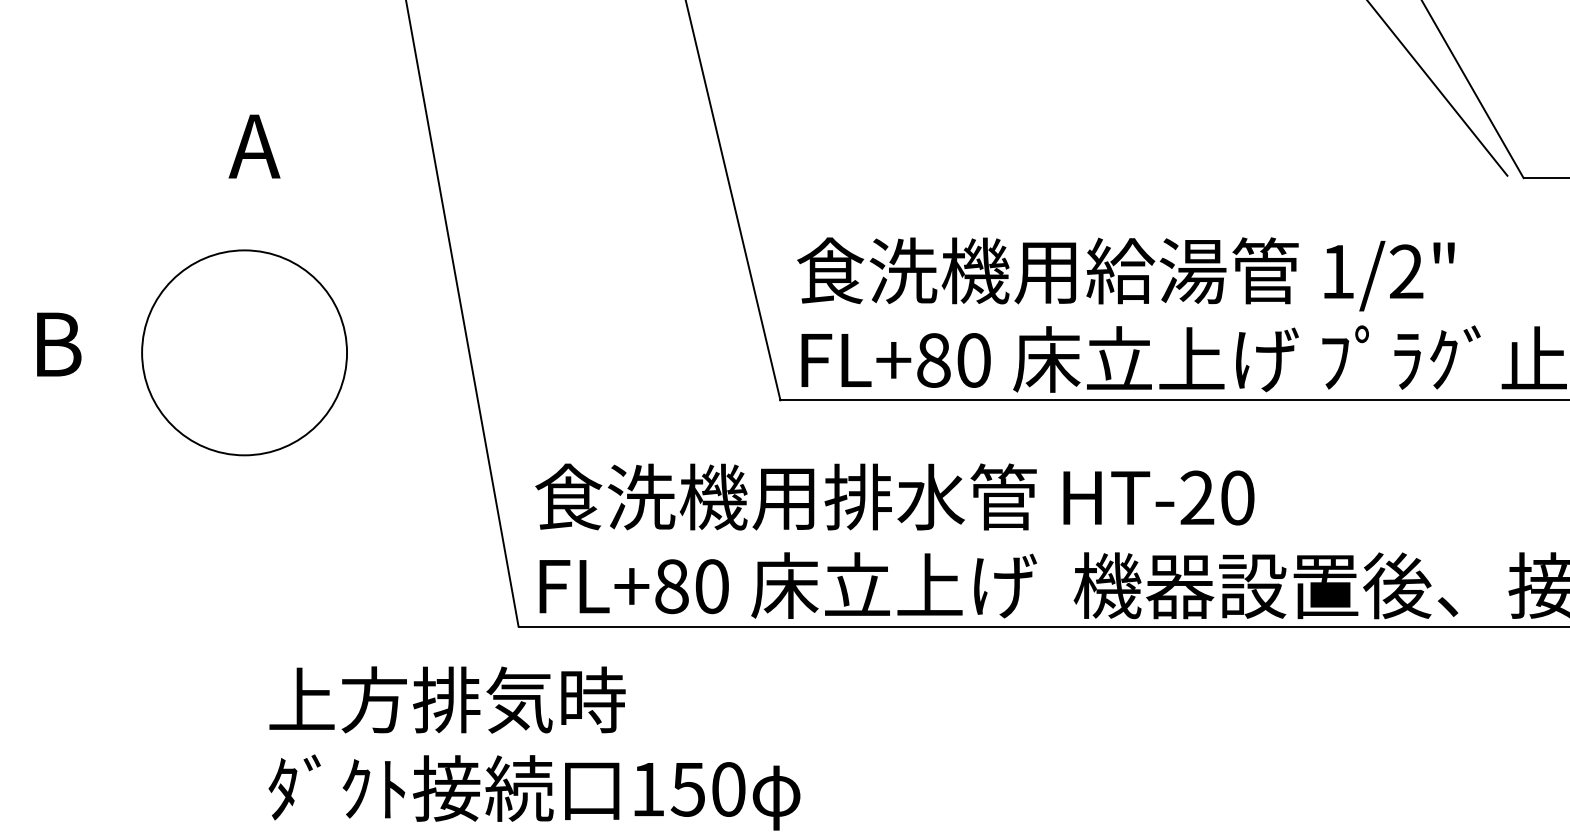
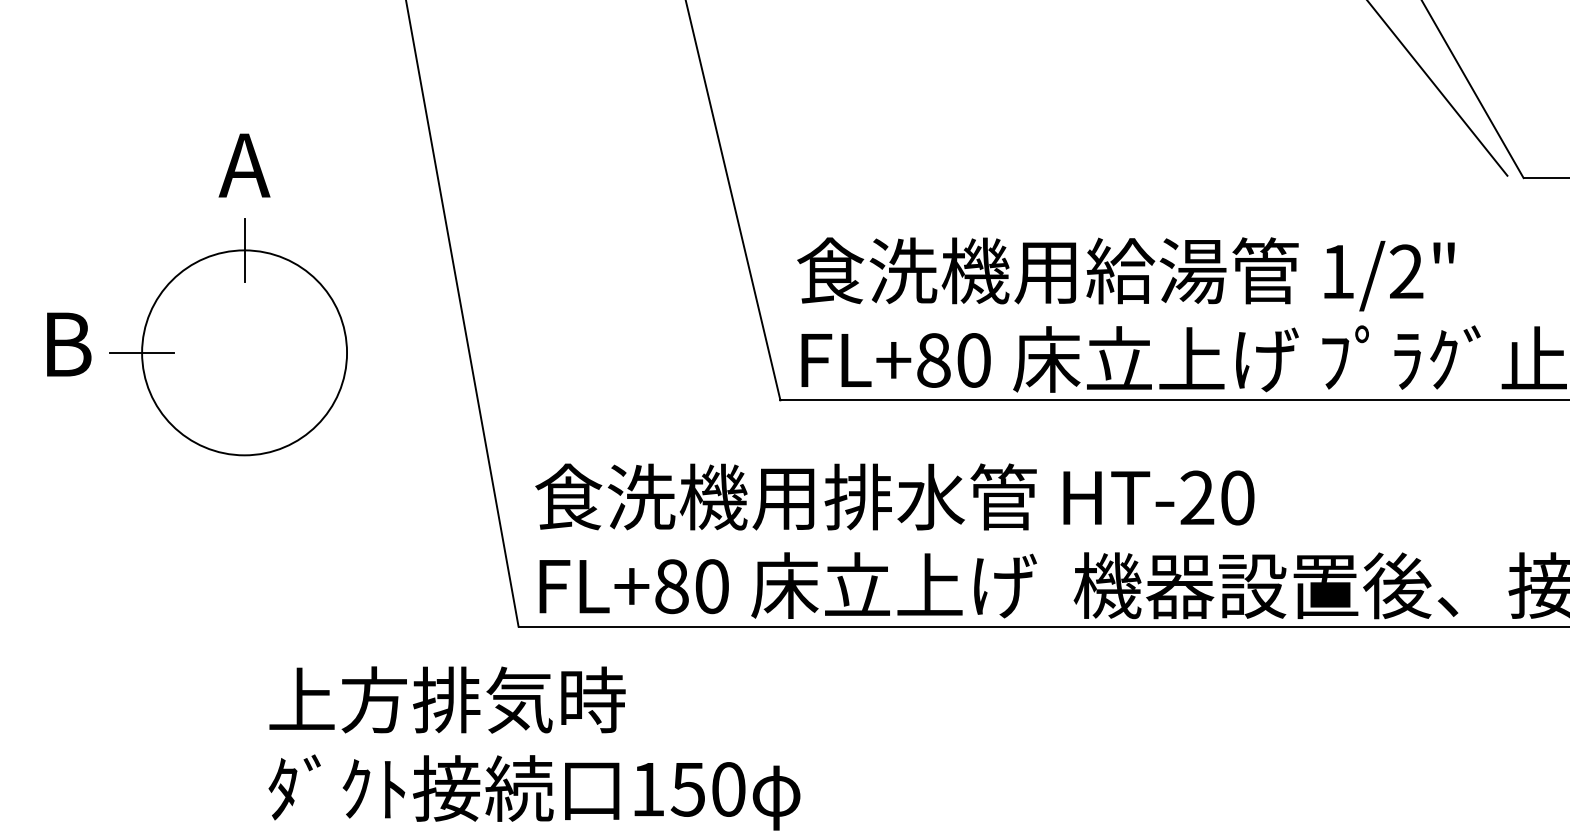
text position: (254, 146) -> (244, 165) (244, 165)
line: none -> present (244, 250)
text position: (59, 344) -> (69, 344) (69, 344)
line: none -> present (141, 352)
